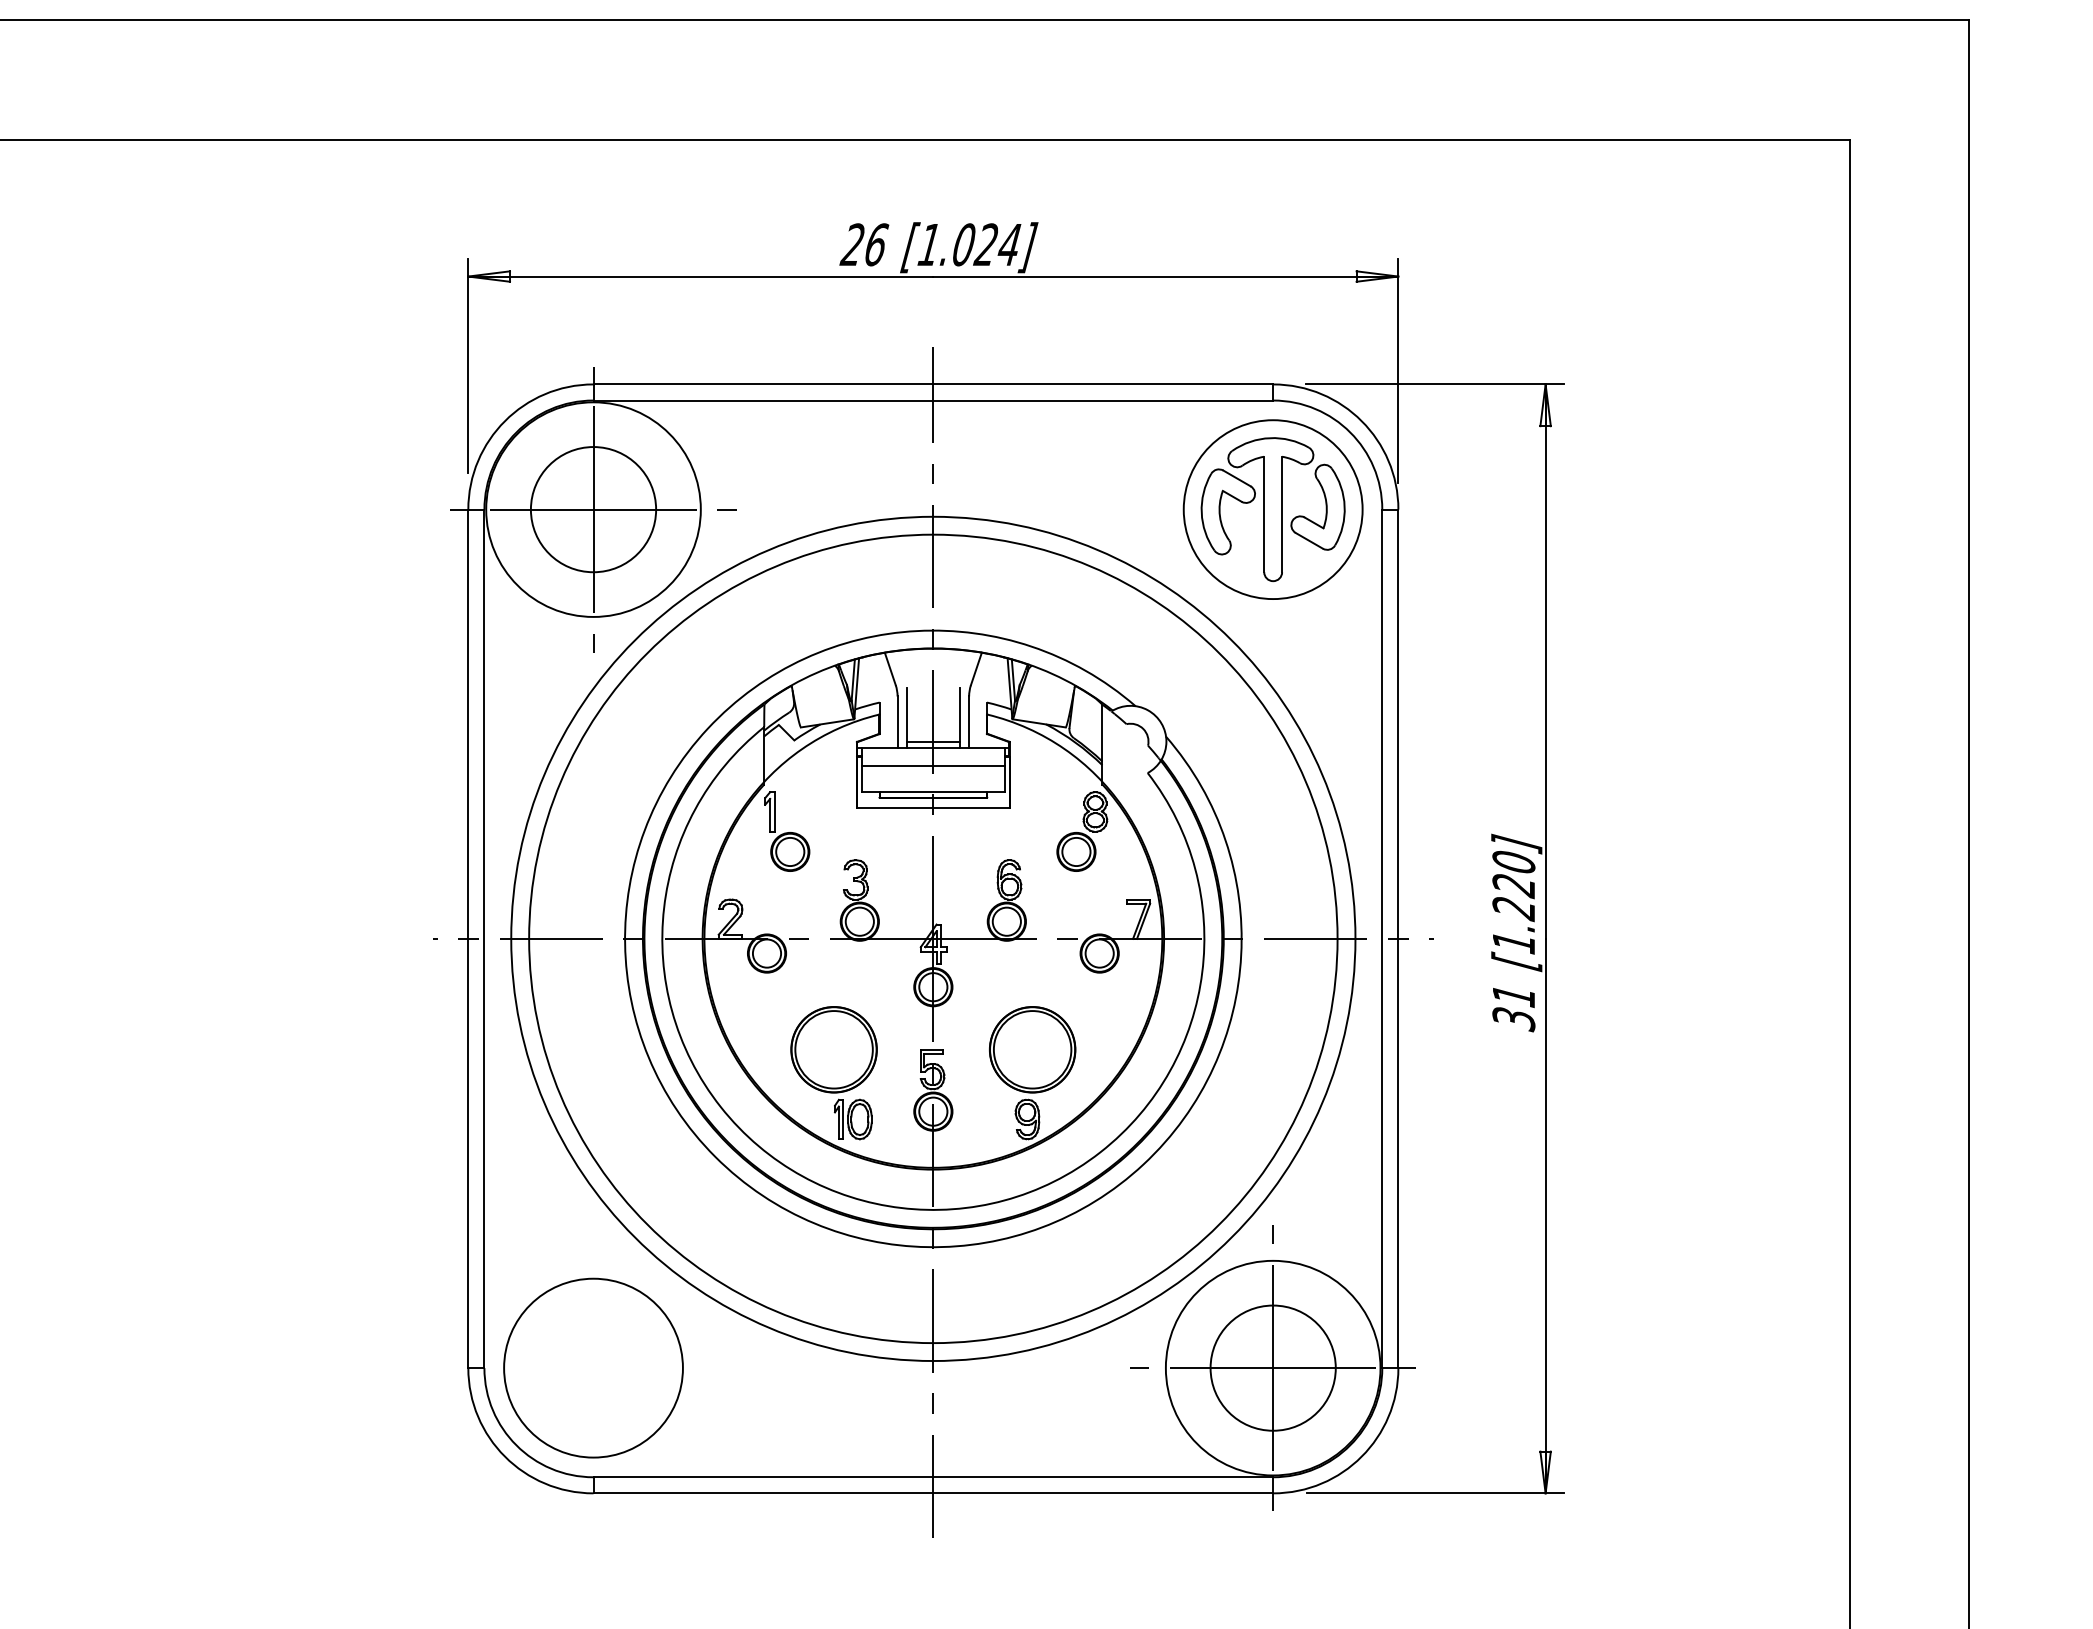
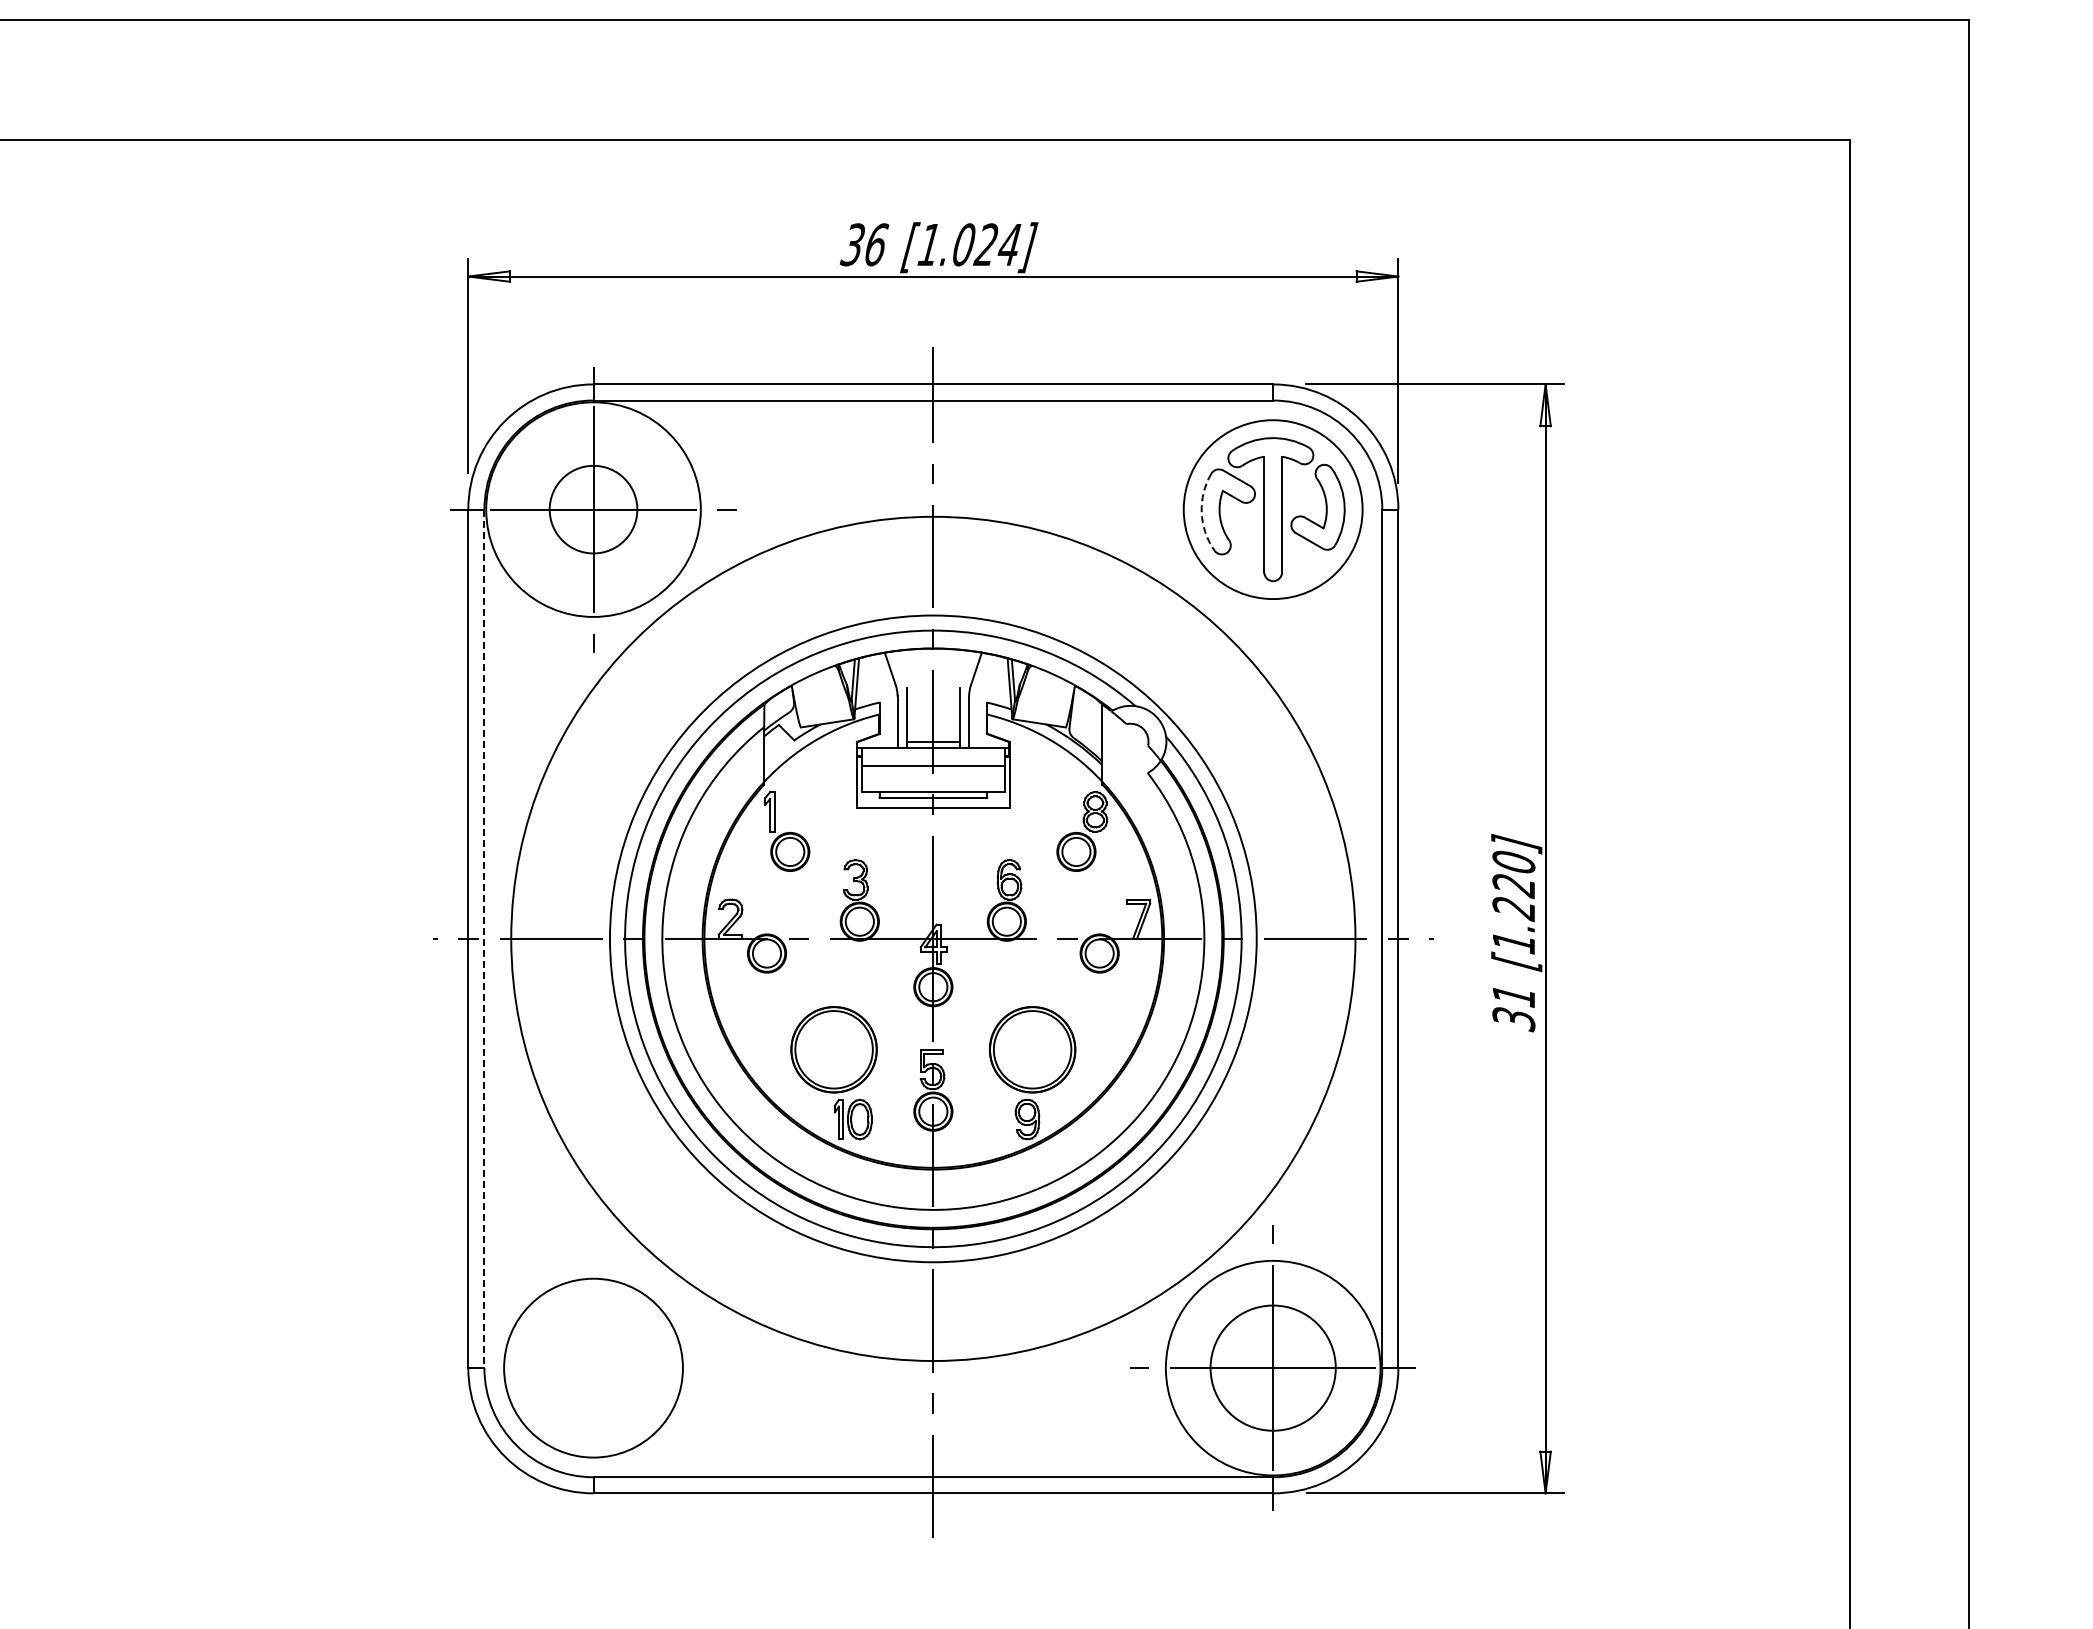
text: 26 -> 36 (851, 244)
circle diameter: 125 px -> 88 px (593, 509)
arc: solid -> dashed (1201, 512)
circle diameter: 808 px -> 647 px (932, 938)
line: solid -> dashed (484, 939)
